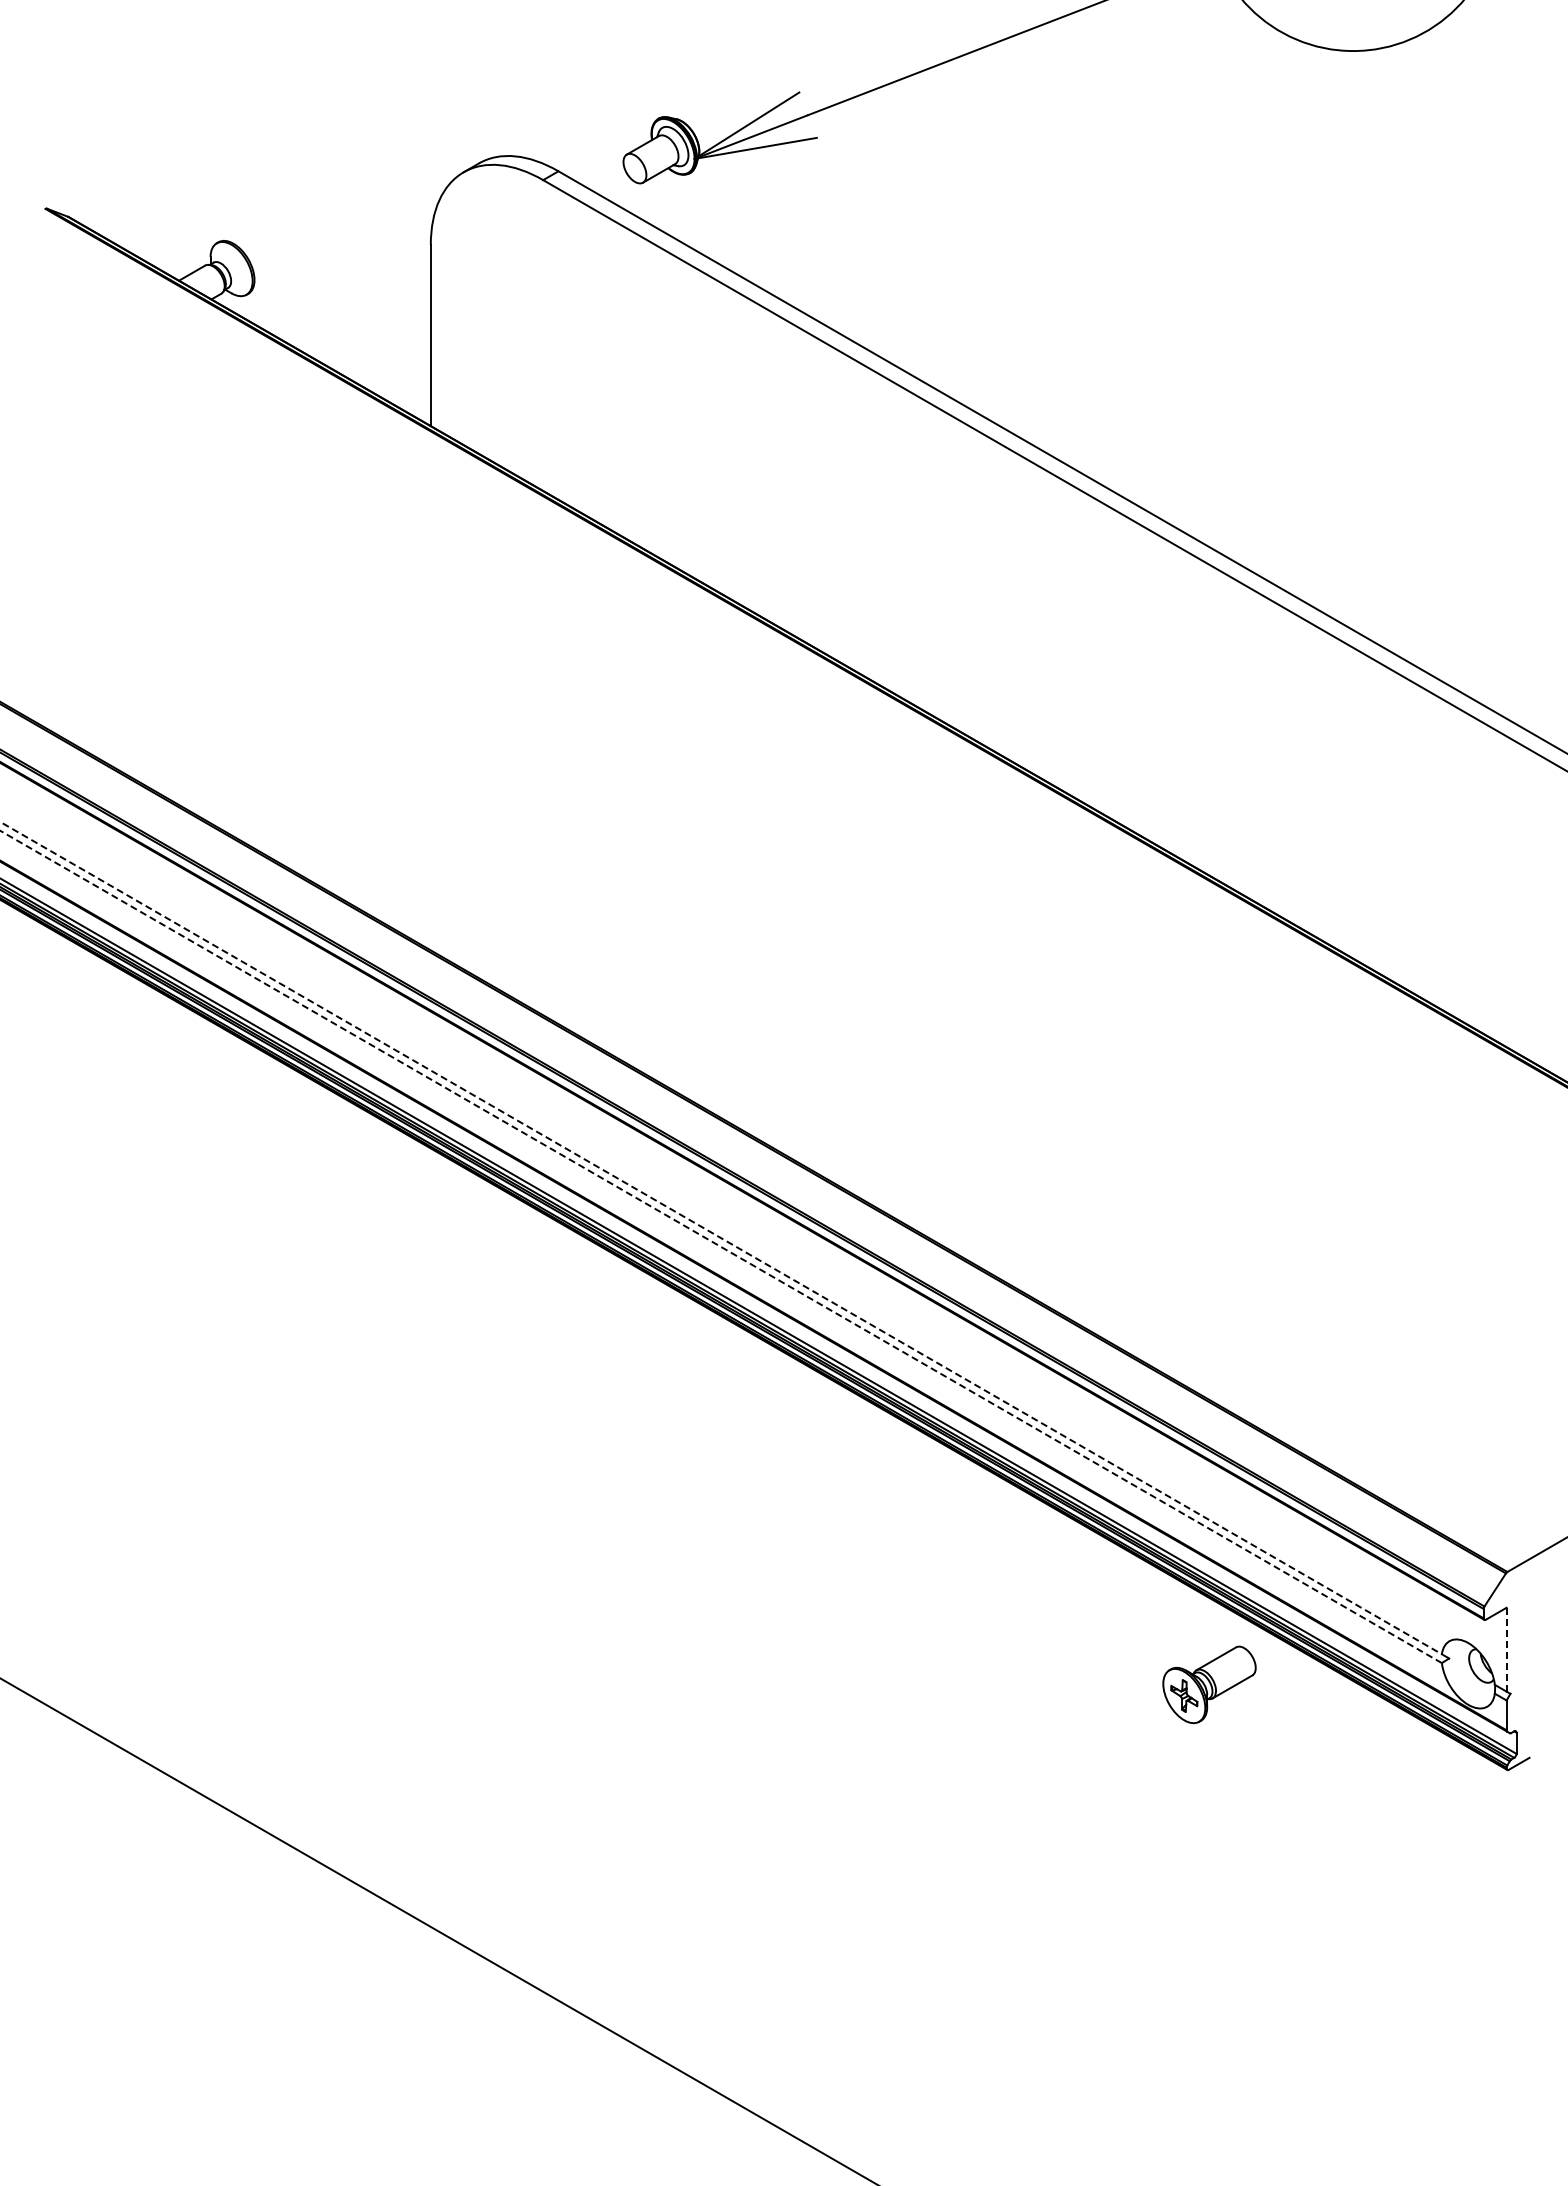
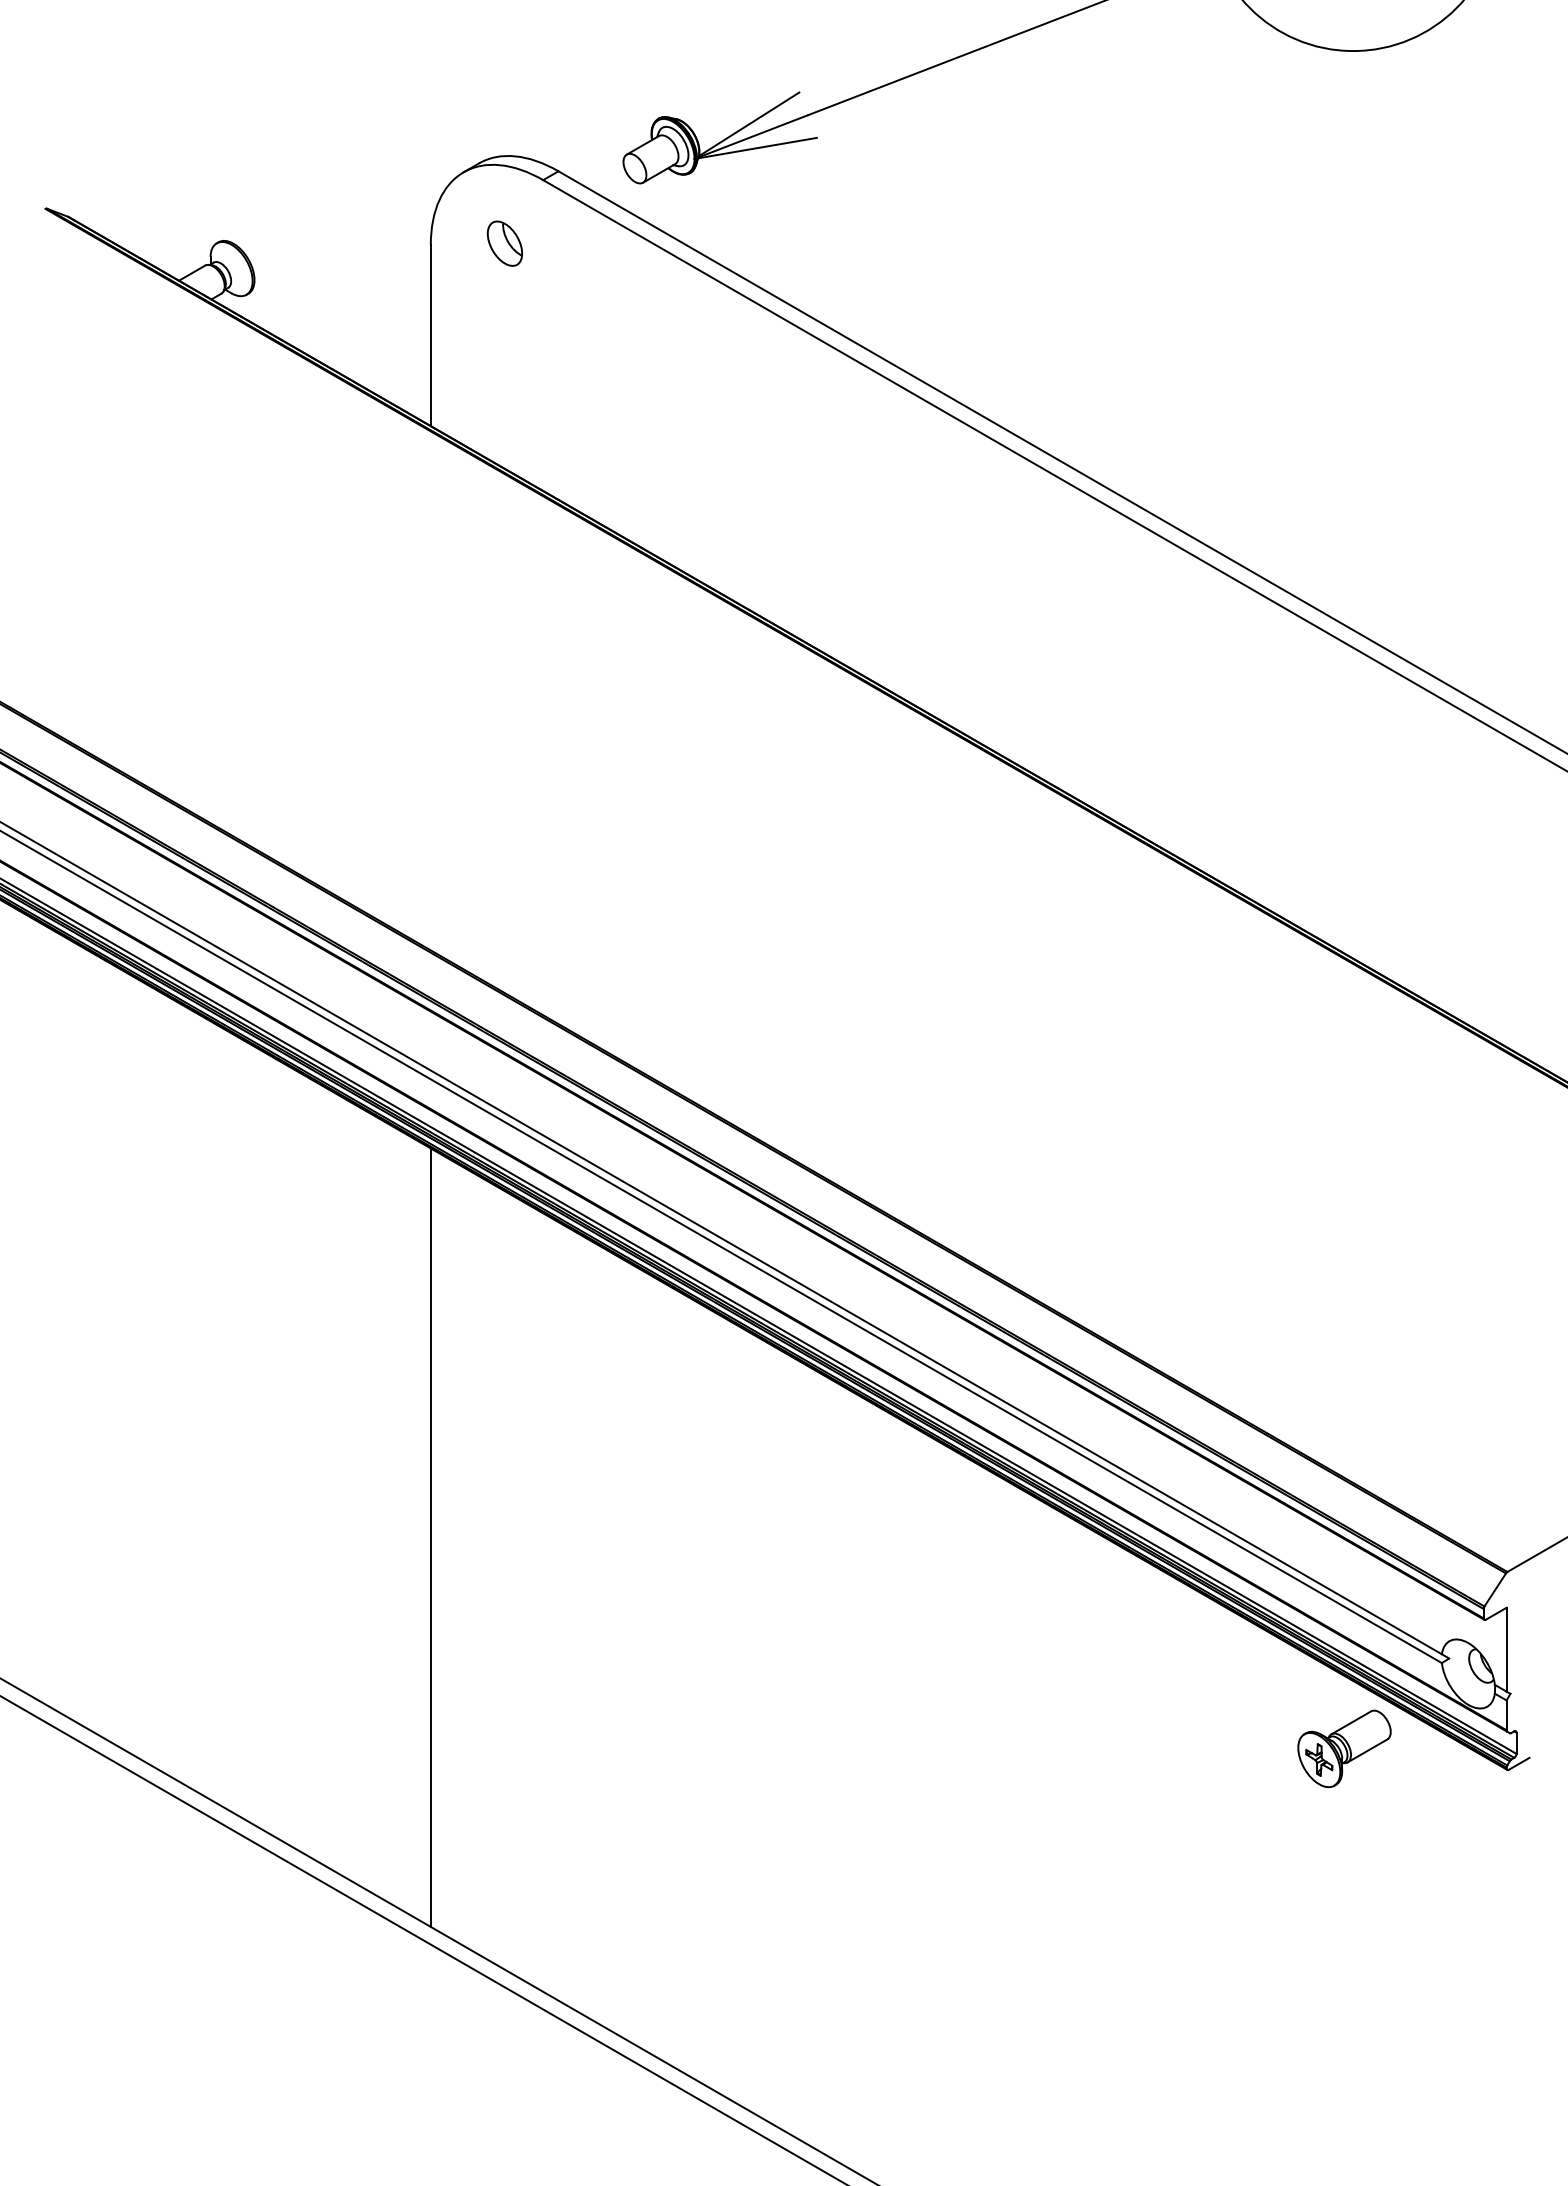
part: none -> present (504, 243)
line: dashed -> solid (721, 1238)
line: dashed -> solid (720, 1246)
line: none -> present (430, 1537)
line: dashed -> solid (1506, 1649)
part position: (1209, 1684) -> (1344, 1748) (1344, 1748)
line: none -> present (422, 1939)
